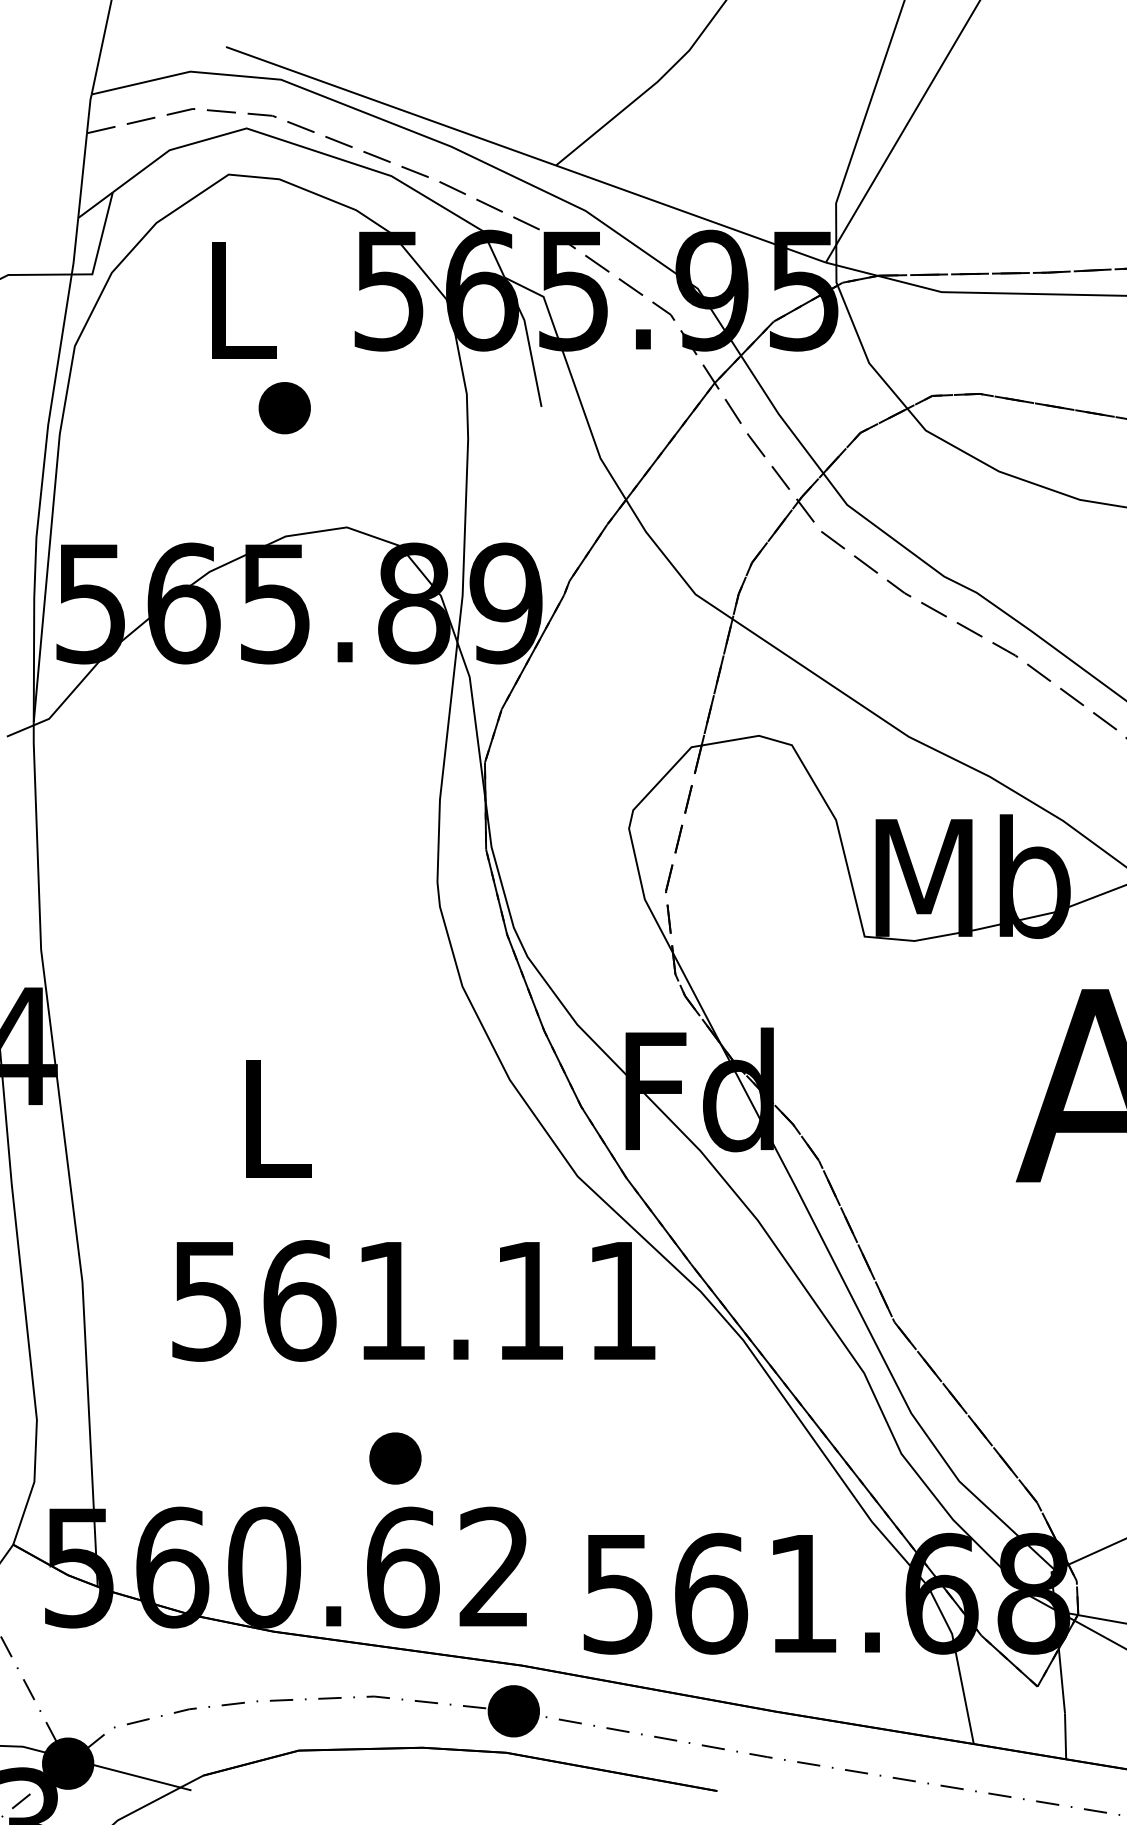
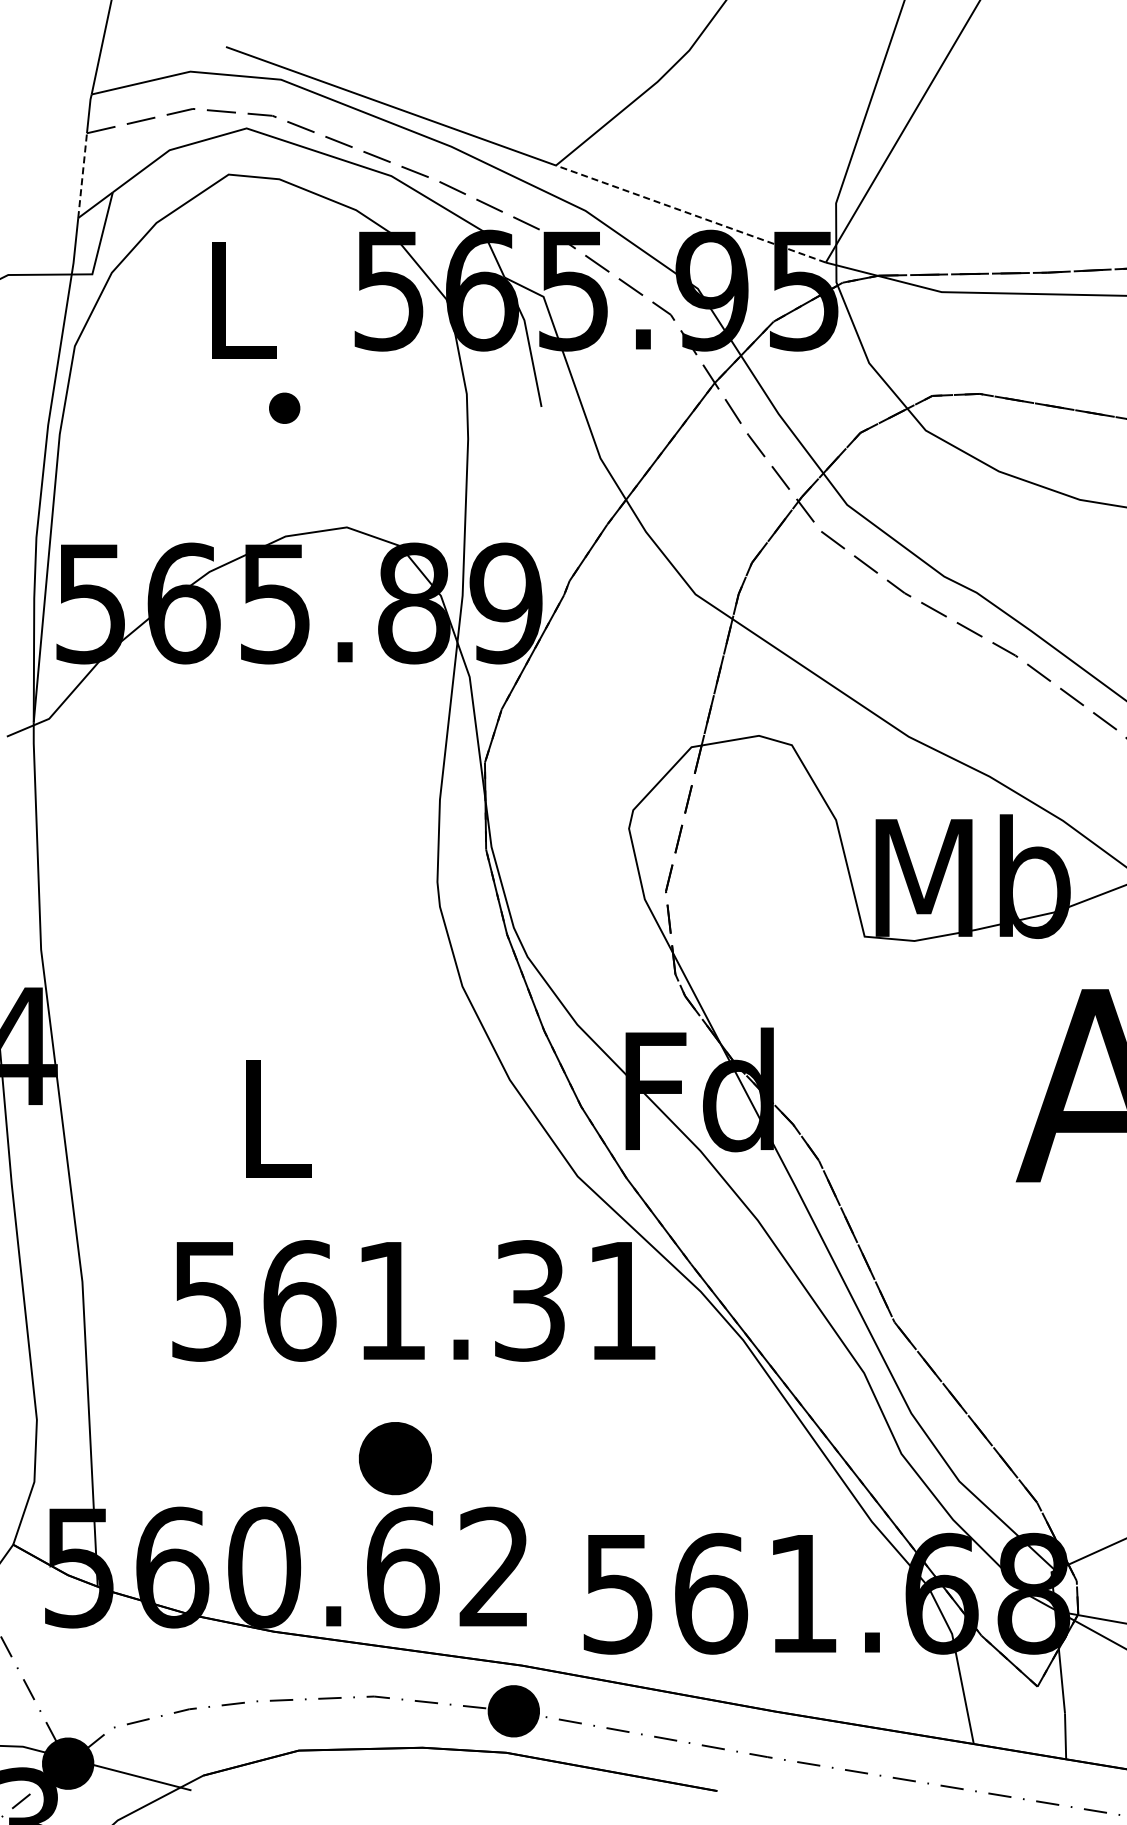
line: solid -> dashed (82, 175)
line: solid -> dashed (690, 213)
part size: 53x53 px -> 32x32 px (284, 407)
text: 561.11 -> 561.31 (529, 1300)
part size: 53x53 px -> 73x74 px (395, 1458)
